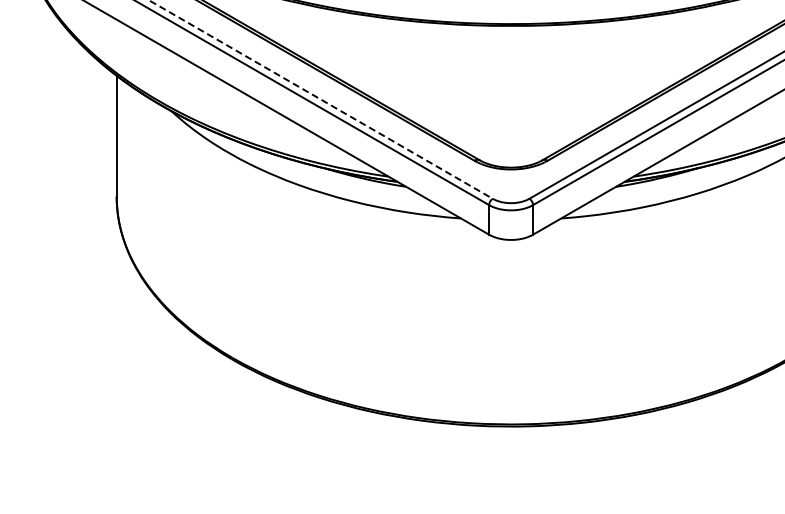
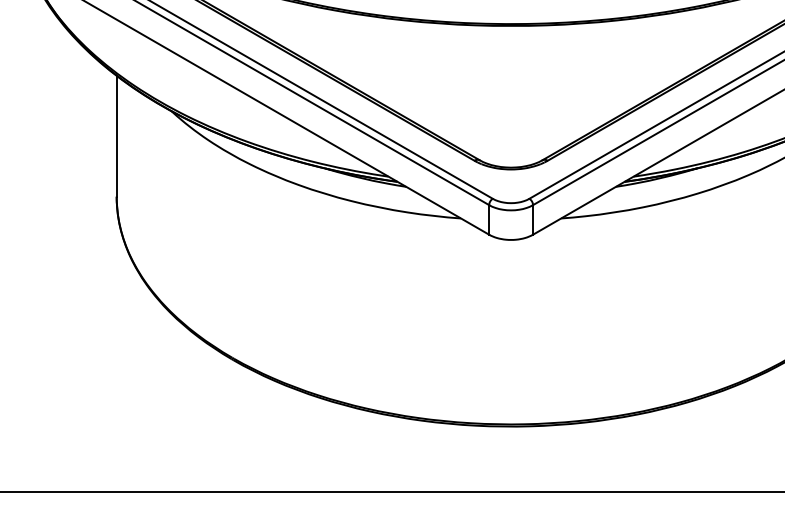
line: dashed -> solid (321, 99)
line: none -> present (391, 491)
